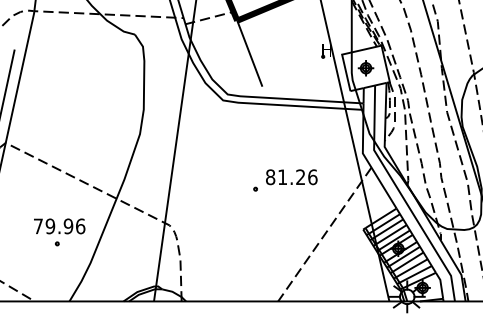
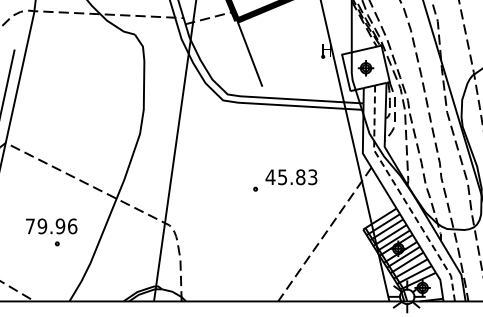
text: 81.26 -> 45.83 (291, 177)
line: solid -> dashed (402, 196)
text position: (59, 226) -> (51, 226) (51, 226)
